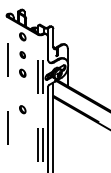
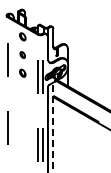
part: present -> none (22, 109)
line: solid -> dashed (53, 127)
